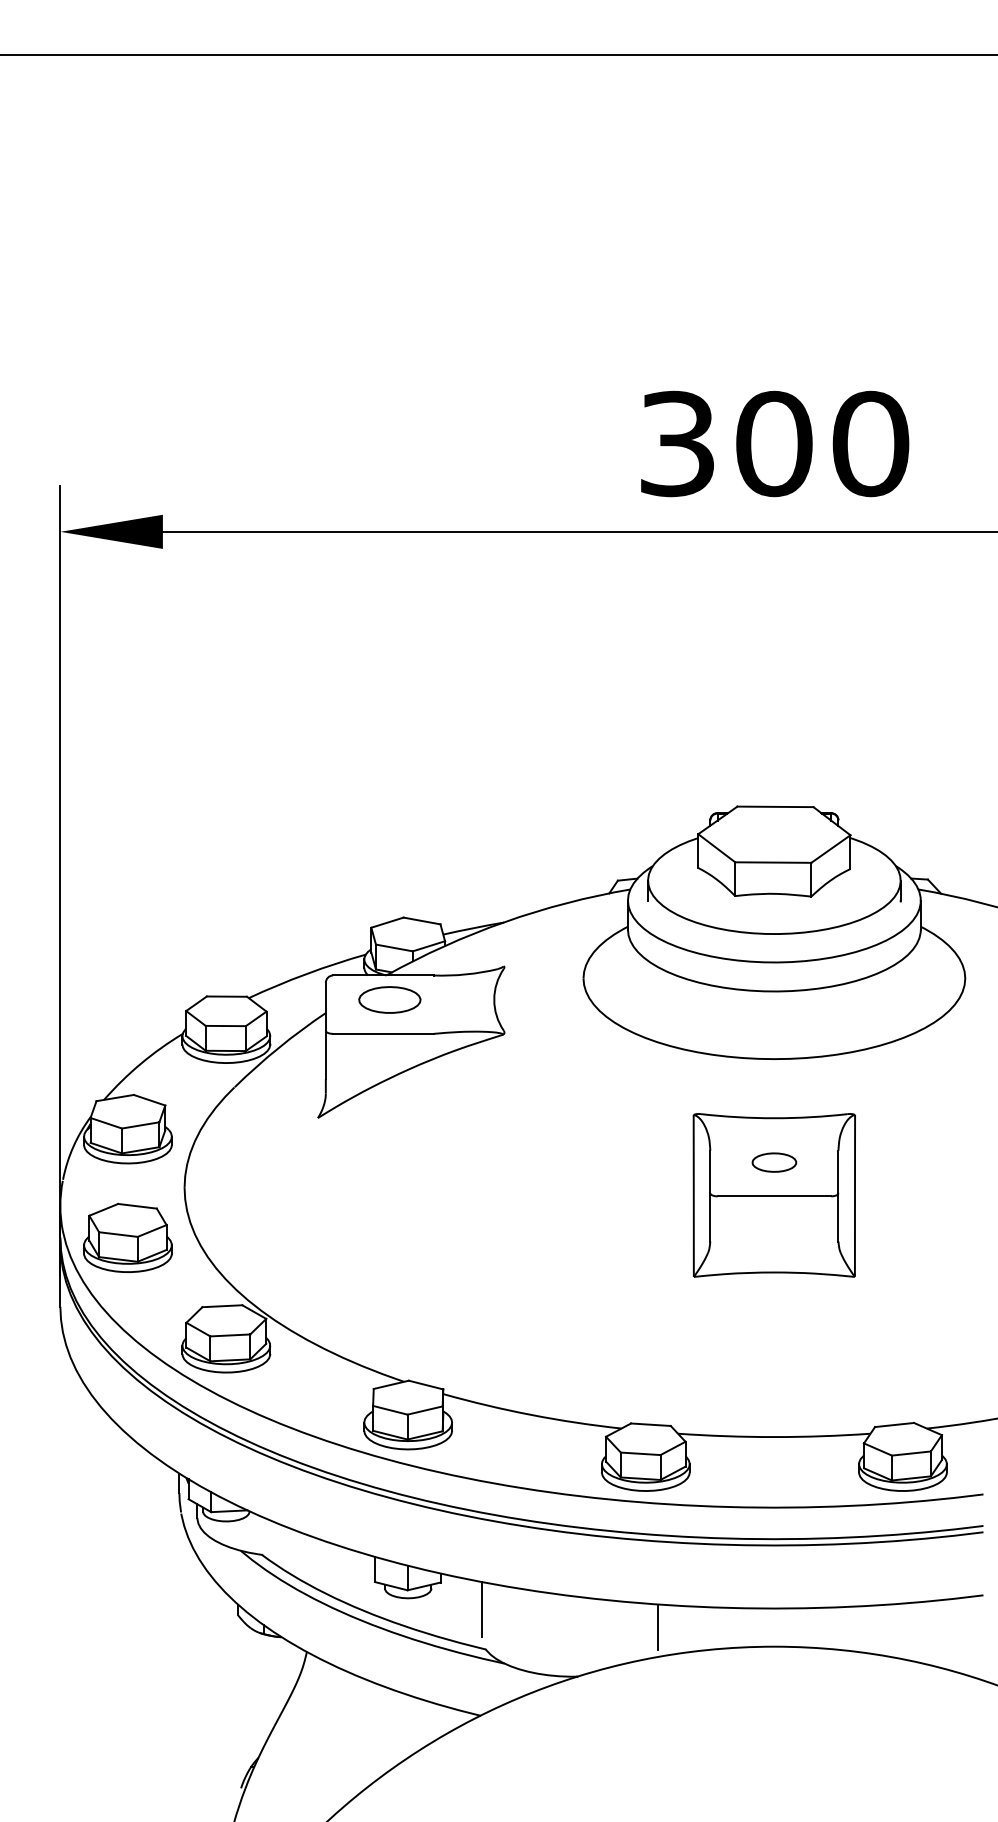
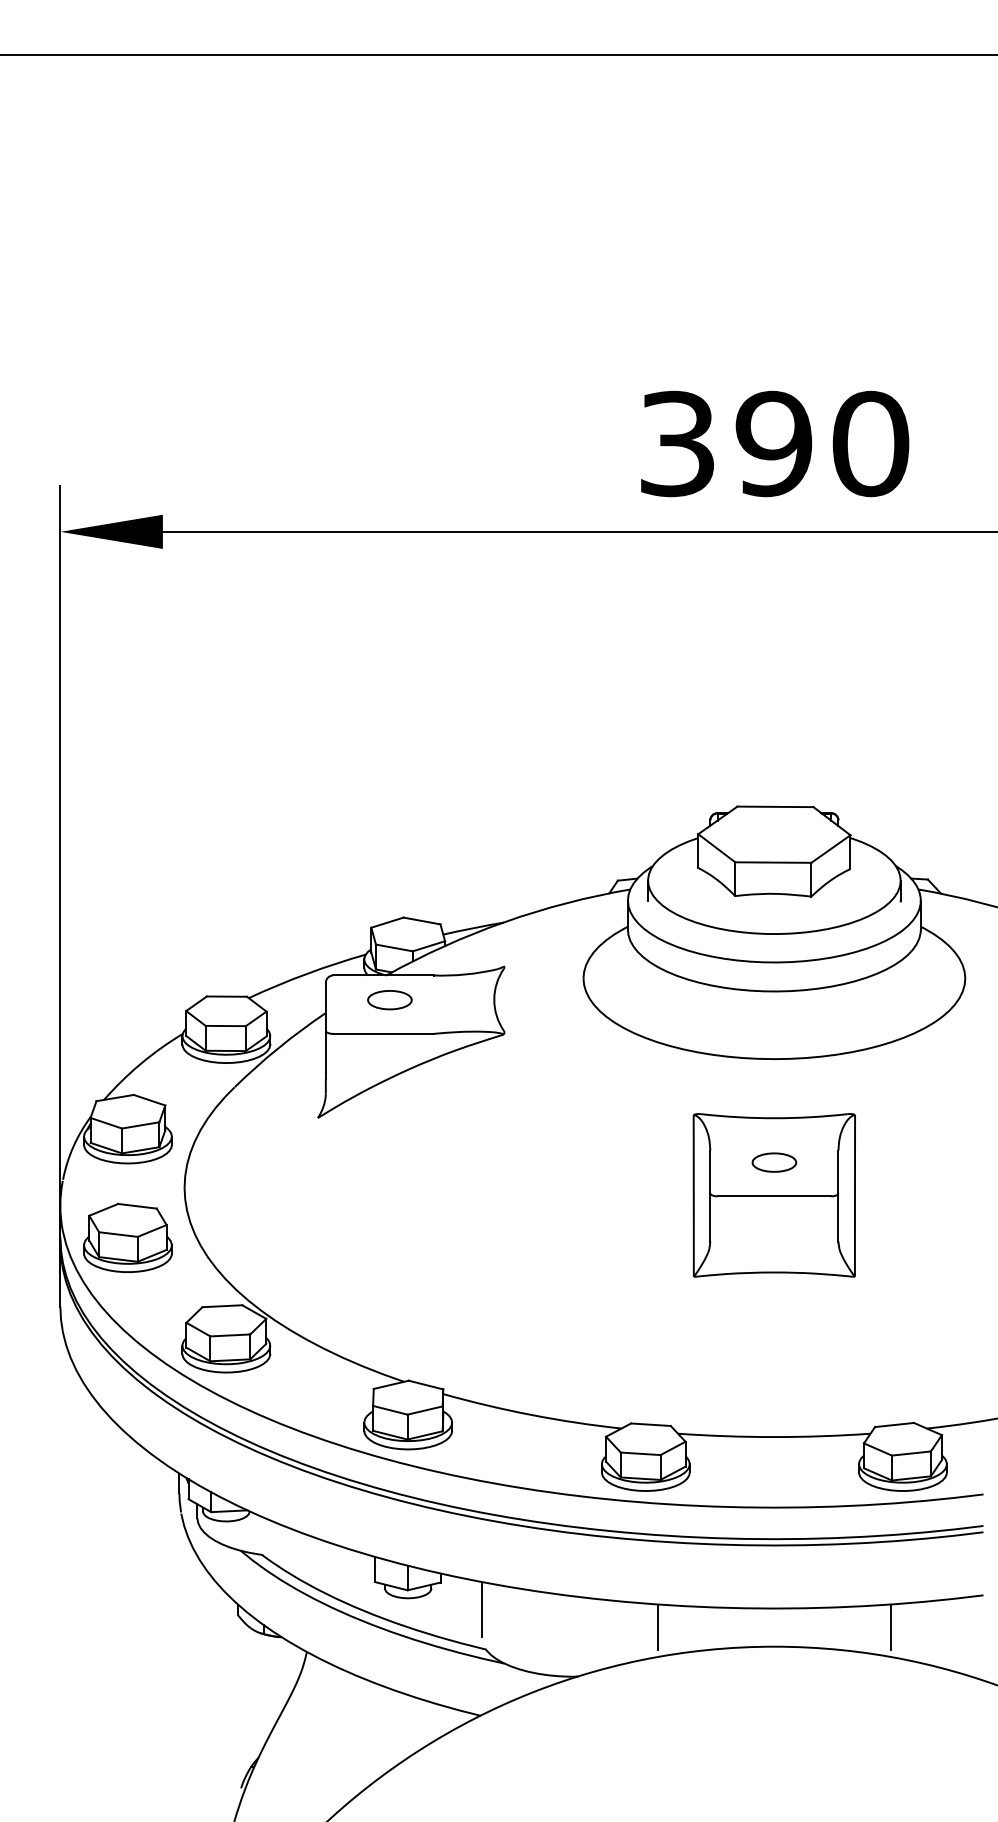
text: 300 -> 390 (773, 443)
part size: 64x28 px -> 46x21 px (389, 1000)
line: none -> present (890, 1626)
